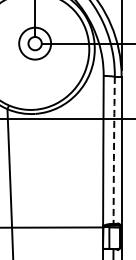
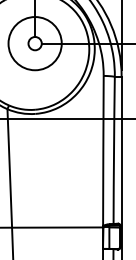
circle diameter: 32 px -> 53 px (34, 43)
arc: dashed -> solid (114, 150)
